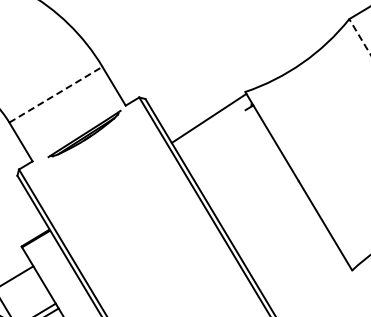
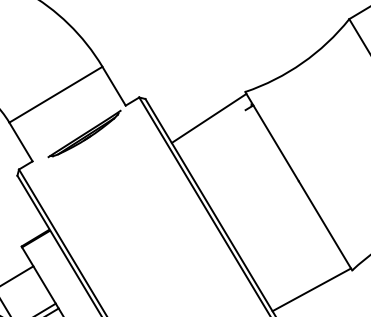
line: dashed -> solid (359, 37)
line: dashed -> solid (56, 94)
line: none -> present (311, 289)
